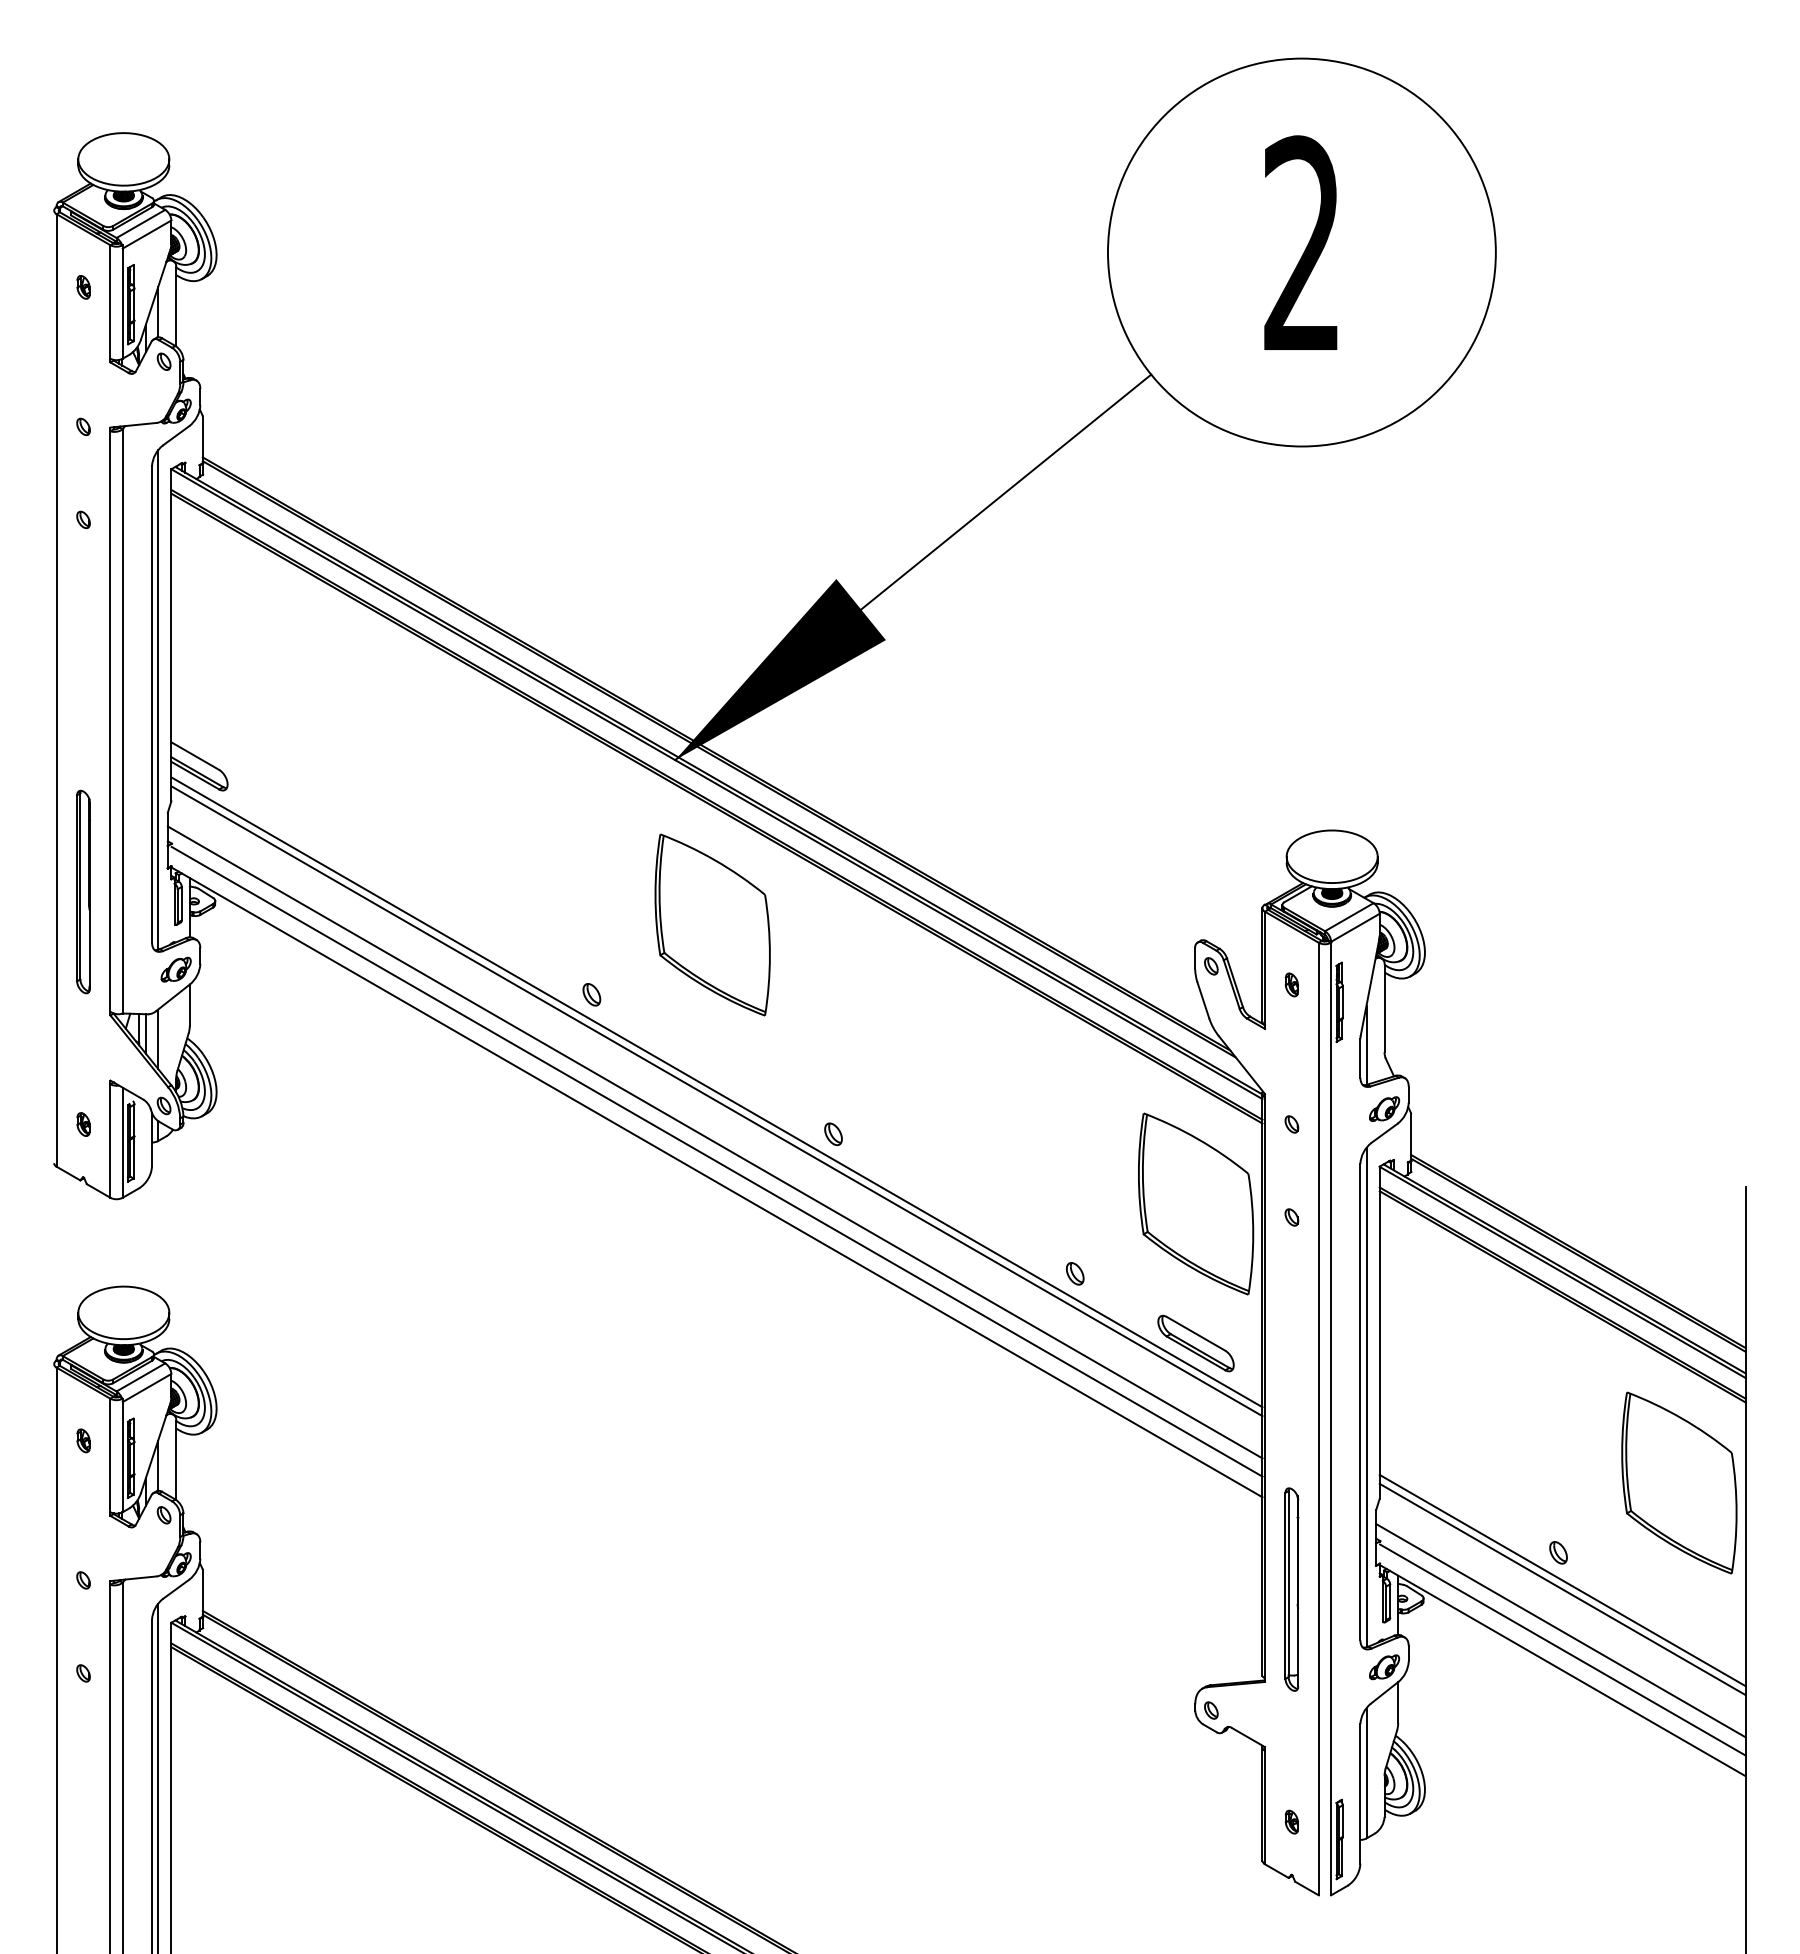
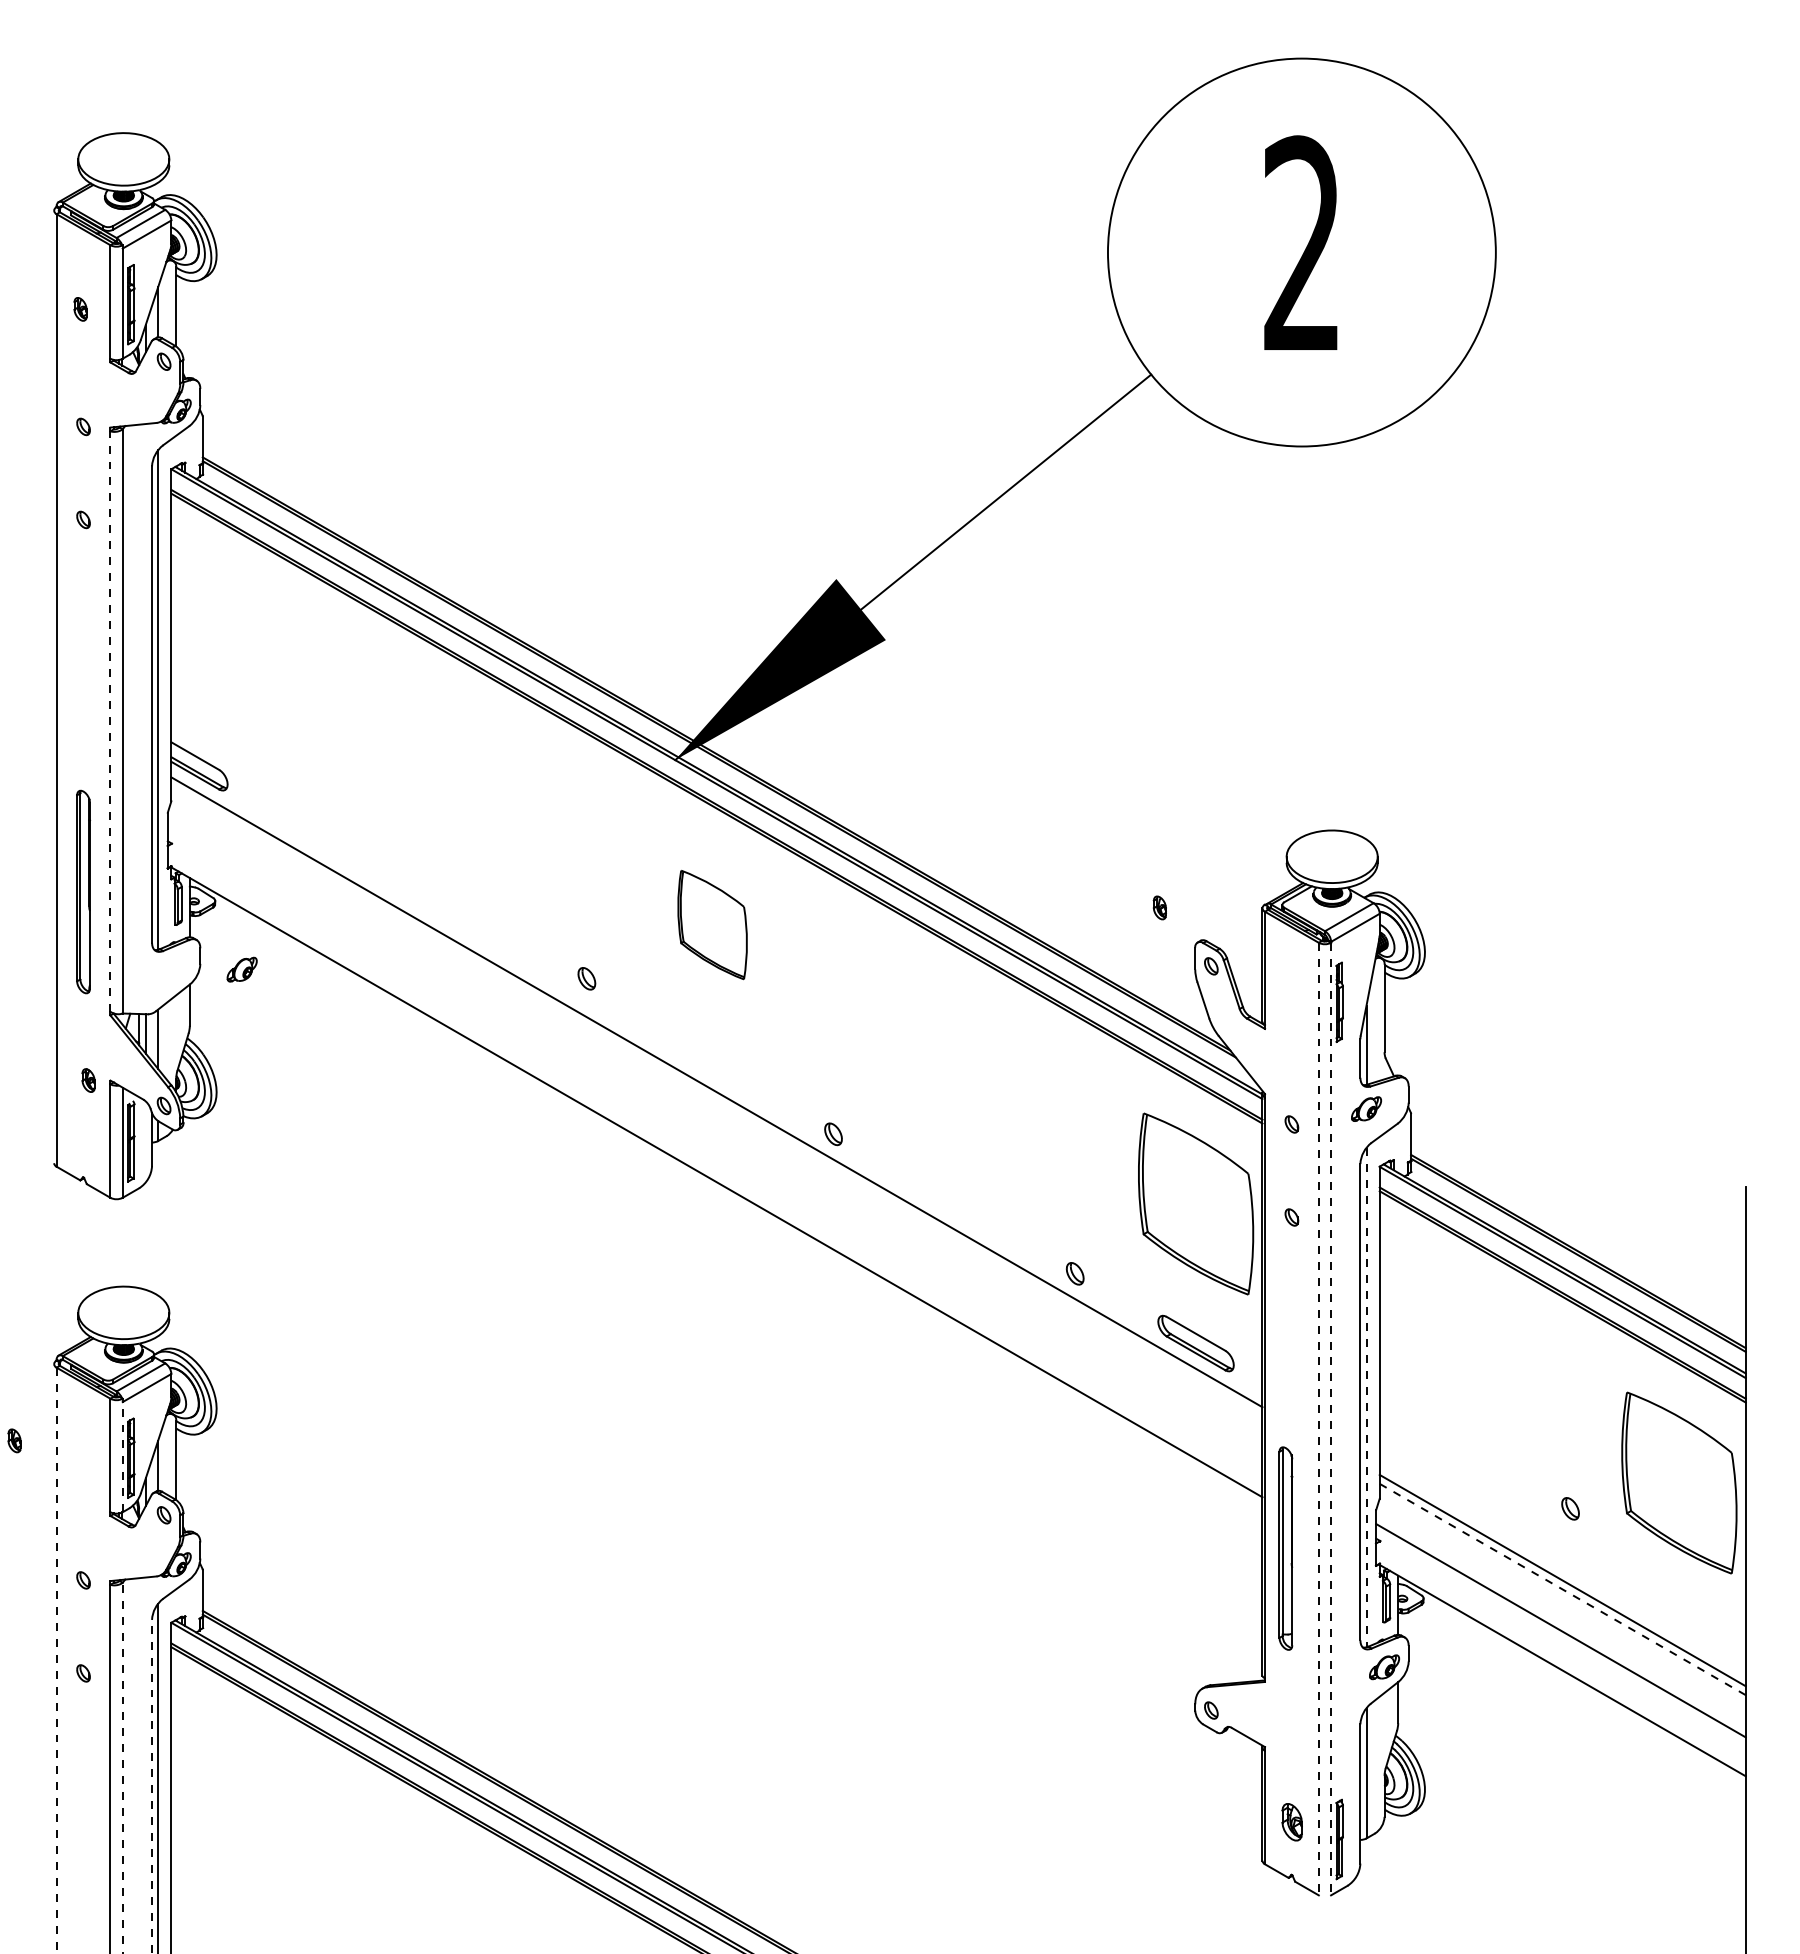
part position: (83, 287) -> (80, 309) (80, 309)
line: solid -> dashed (110, 721)
part size: 117x184 px -> 71x111 px (712, 925)
part position: (175, 969) -> (241, 969) (241, 969)
part position: (1291, 984) -> (1159, 907) (1159, 907)
part position: (591, 994) -> (586, 978) (586, 978)
line: present -> none (716, 1101)
part position: (1384, 1108) -> (1366, 1108) (1366, 1108)
part position: (83, 1124) -> (88, 1080) (88, 1080)
line: present -> none (714, 1142)
line: present -> none (716, 1161)
line: solid -> dashed (1366, 1397)
line: solid -> dashed (1318, 1419)
line: solid -> dashed (1331, 1419)
part position: (83, 1440) -> (14, 1440) (14, 1440)
line: solid -> dashed (122, 1456)
part position: (1558, 1552) -> (1570, 1508) (1570, 1508)
part position: (1291, 1589) -> (1285, 1548) (1285, 1548)
line: solid -> dashed (1563, 1589)
line: present -> none (1562, 1649)
line: solid -> dashed (56, 1660)
line: solid -> dashed (122, 1767)
line: solid -> dashed (152, 1786)
part size: 15x26 px -> 22x39 px (1291, 1822)
